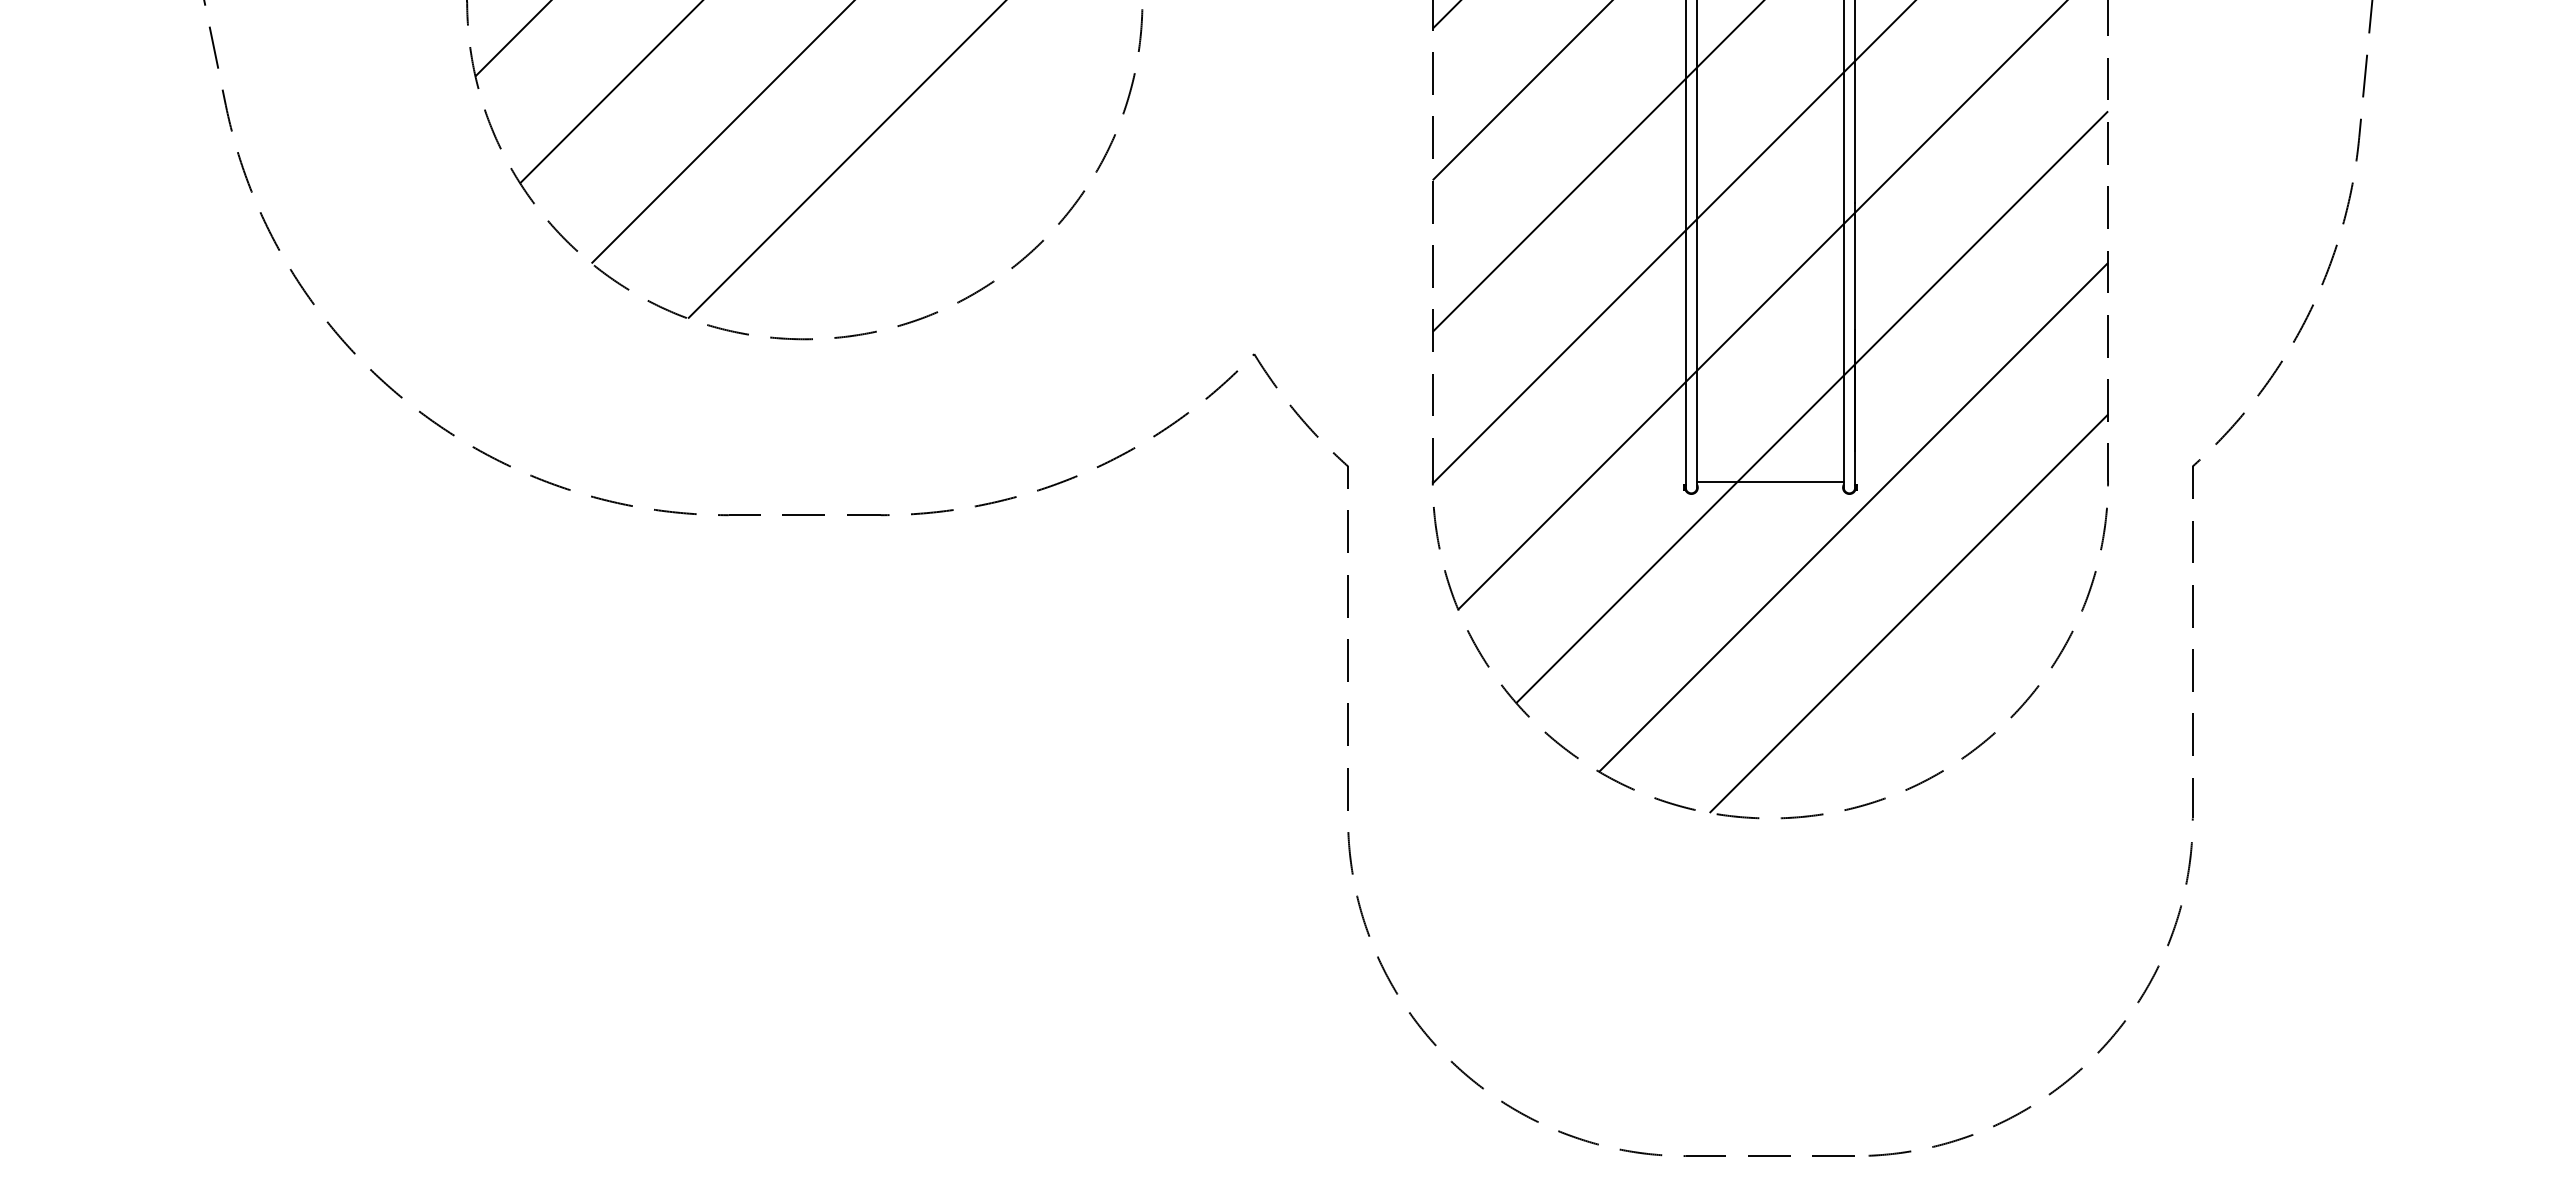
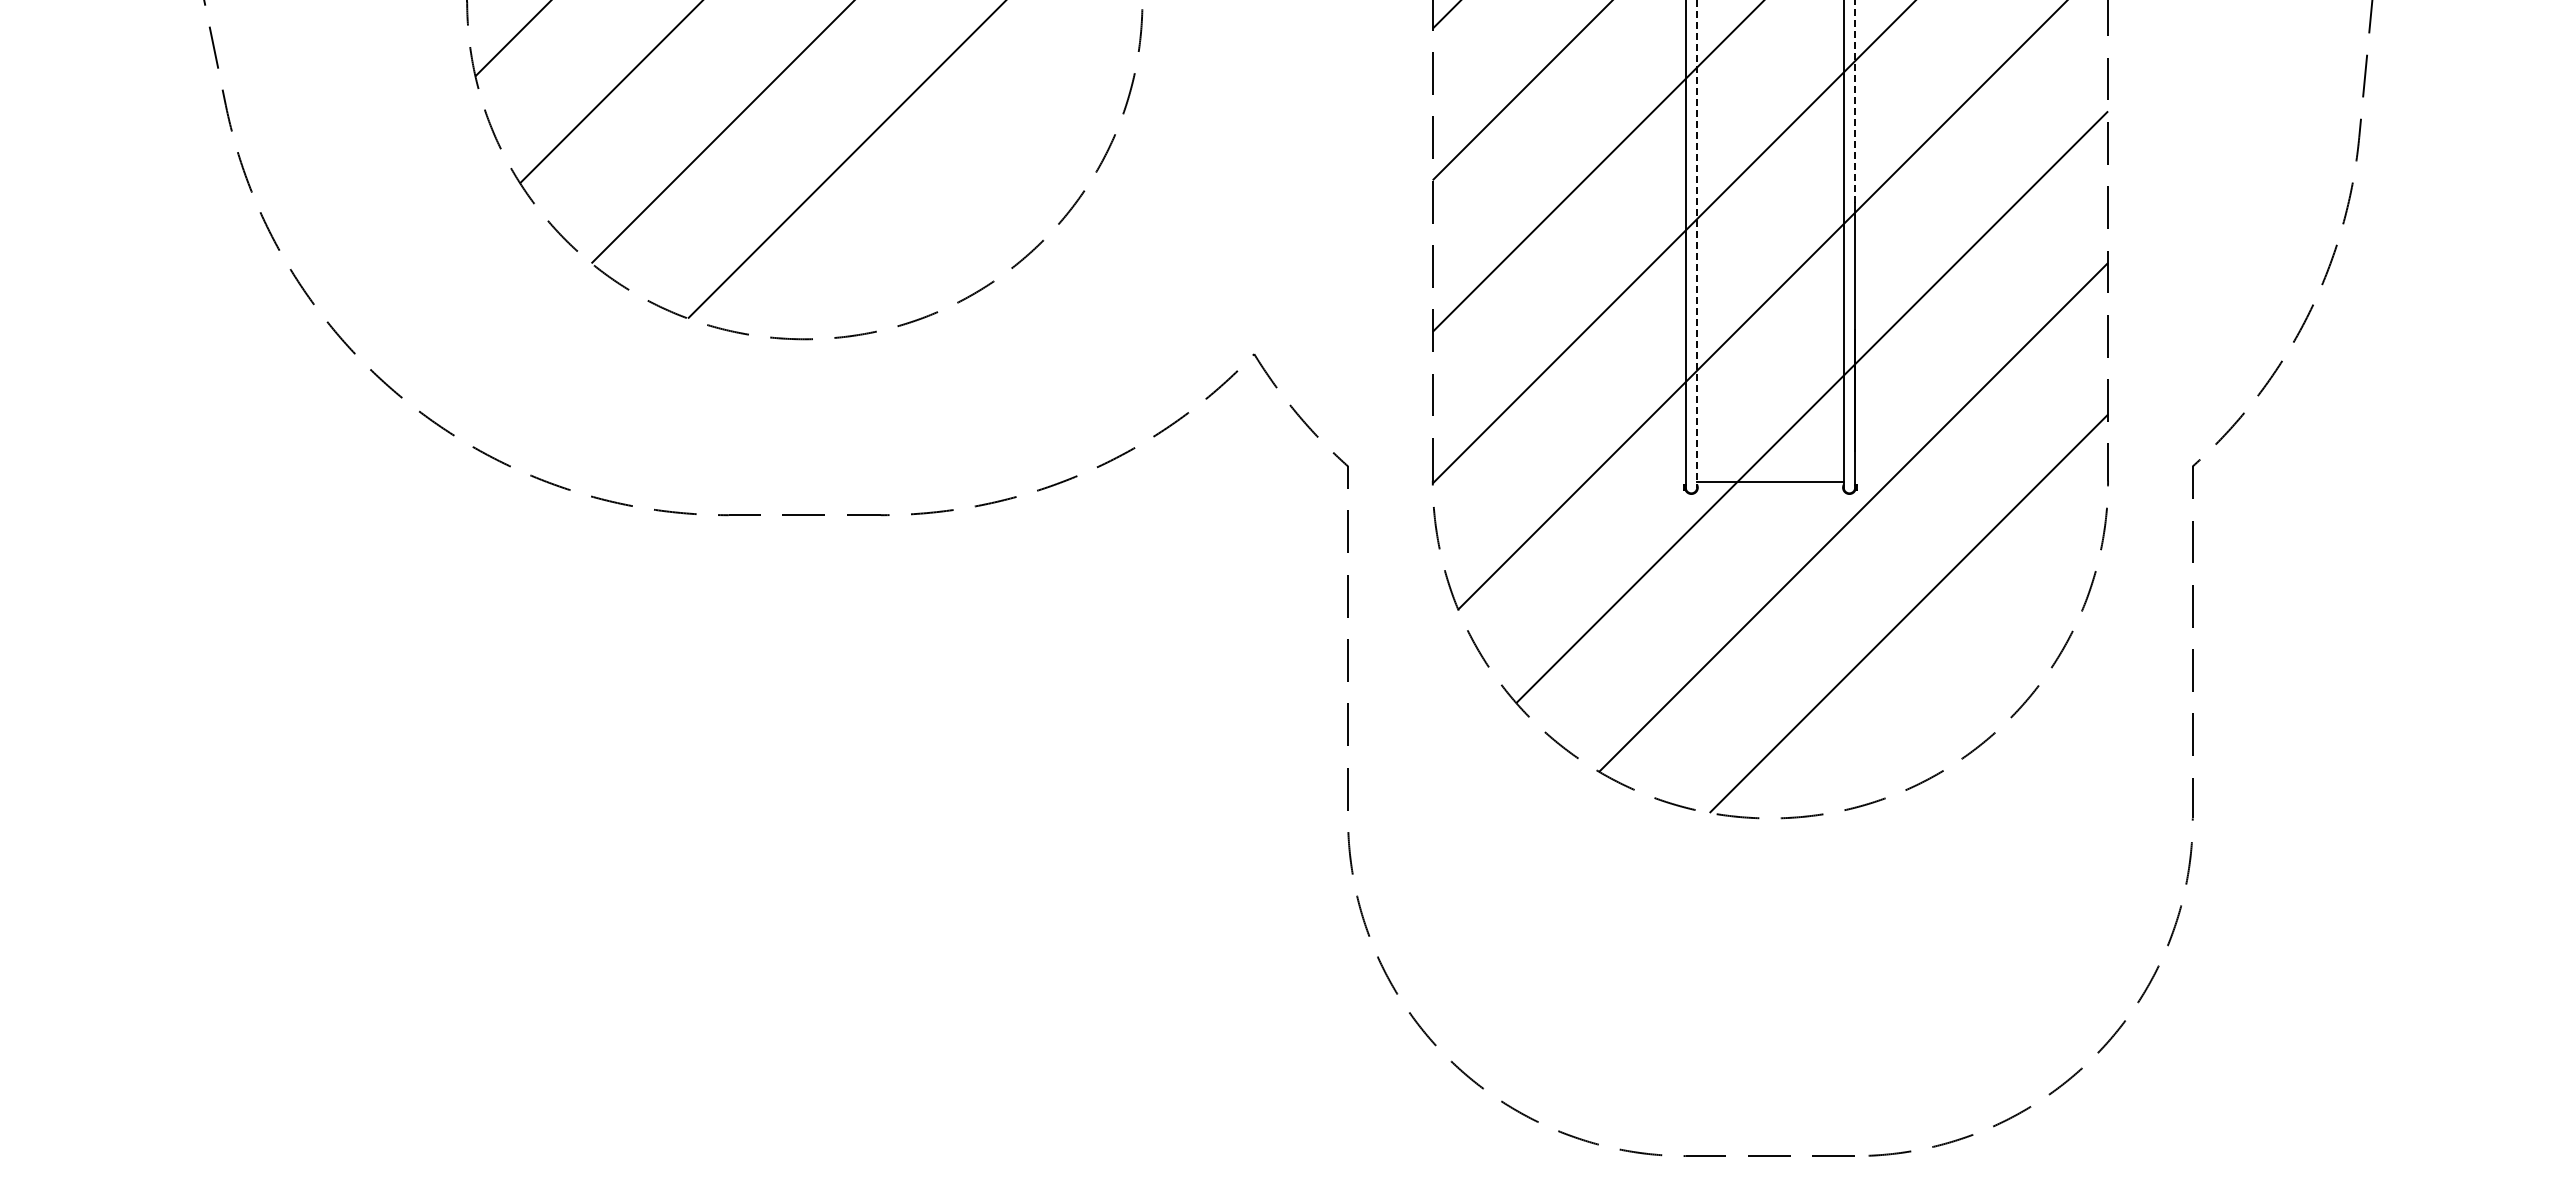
line: solid -> dashed (1855, 101)
line: solid -> dashed (1697, 244)
